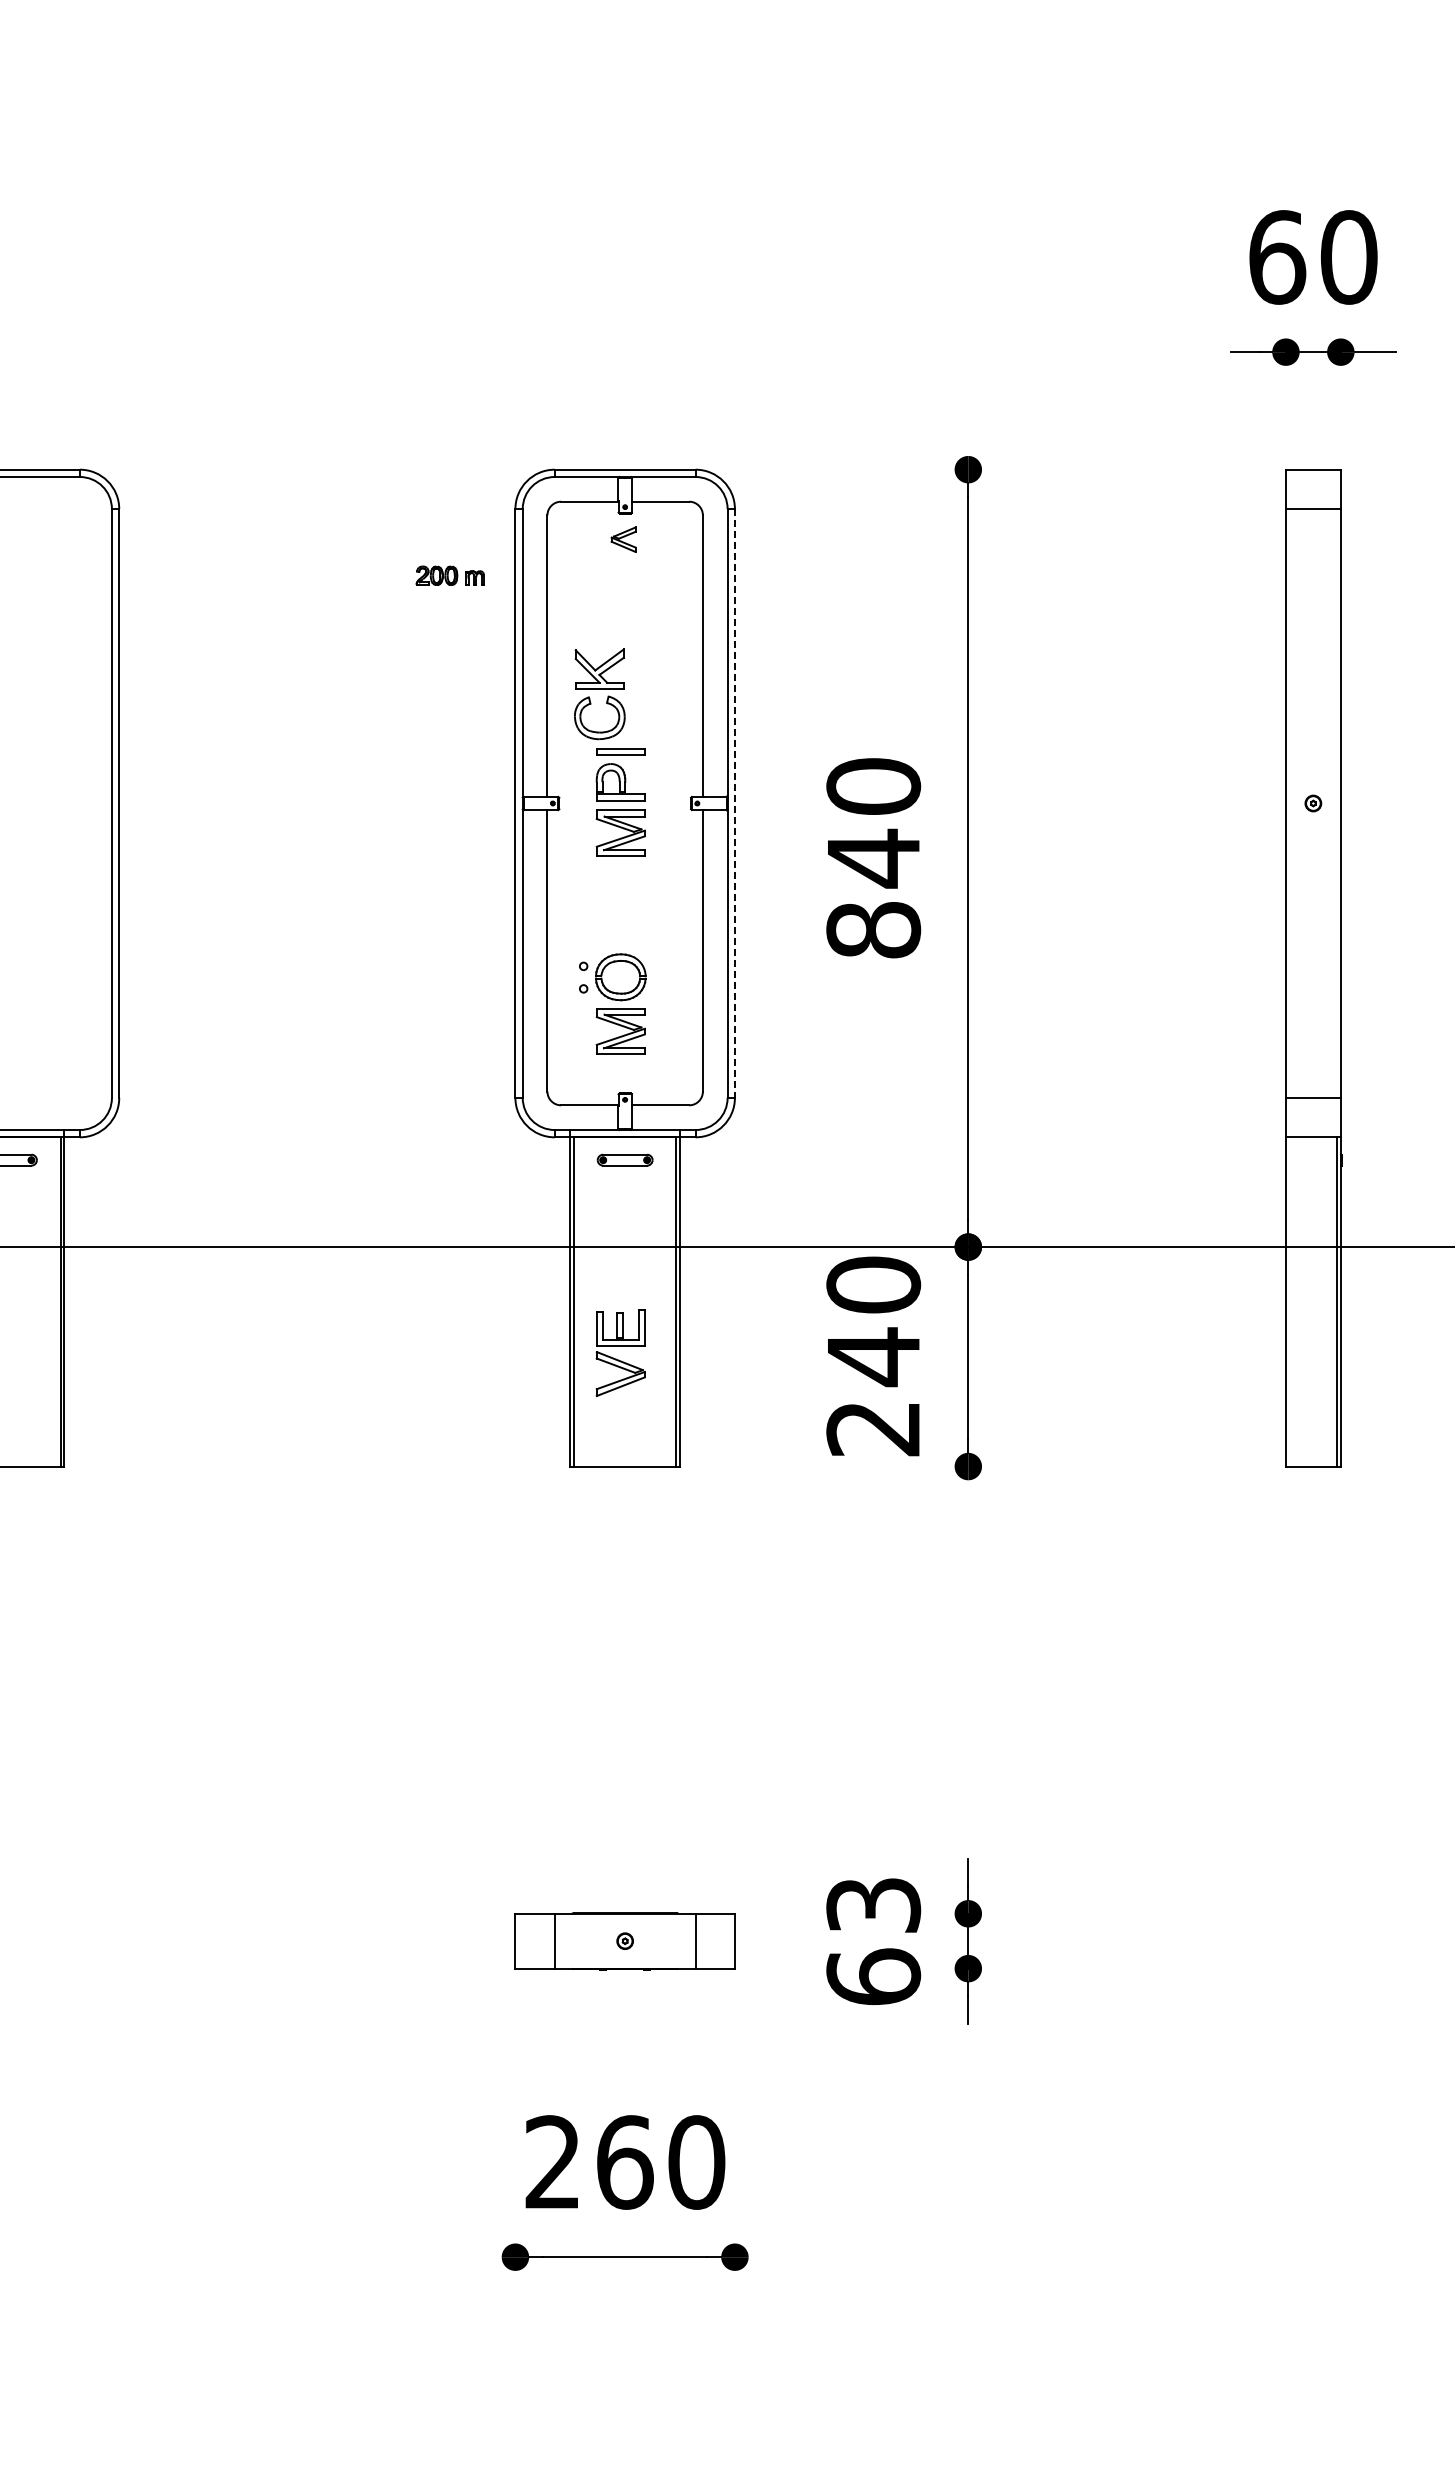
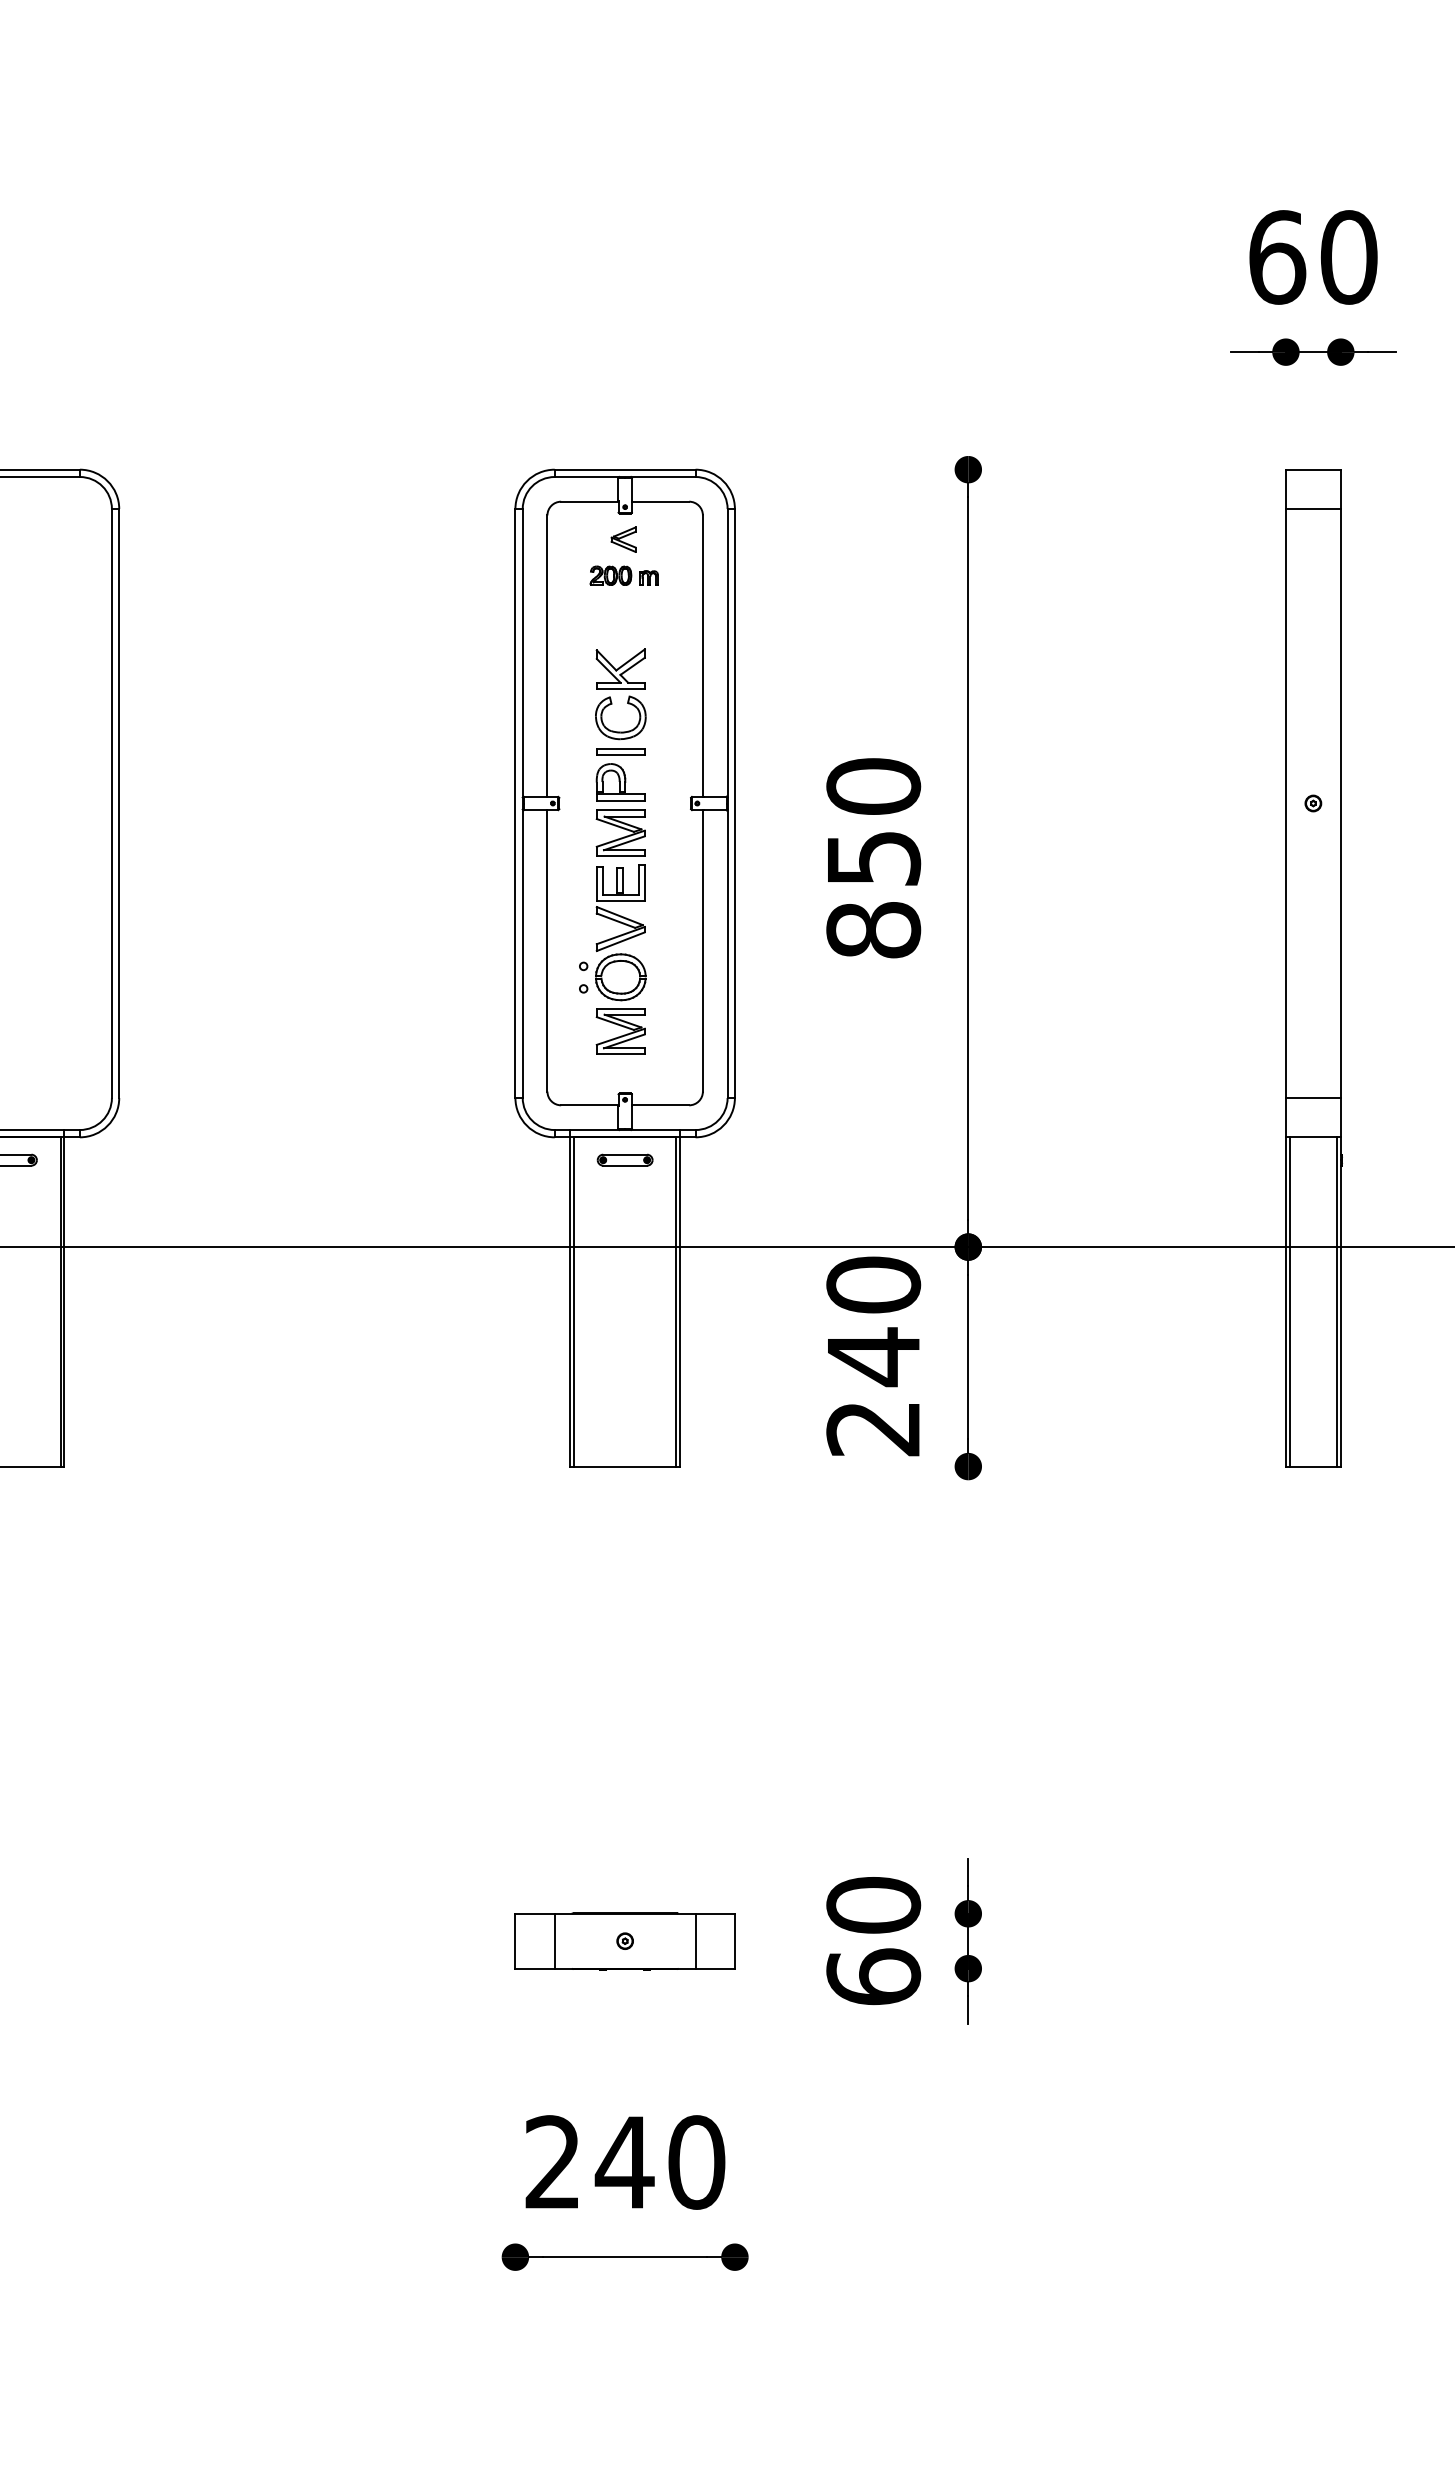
part position: (449, 575) -> (623, 575) (623, 575)
part position: (599, 694) -> (620, 694) (620, 694)
line: dashed -> solid (734, 804)
text: 840 -> 850 (874, 858)
line: none -> present (1289, 1301)
part position: (620, 1352) -> (620, 907) (620, 907)
text: 63 -> 60 (873, 1905)
text: 260 -> 240 (624, 2162)
